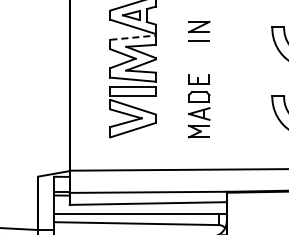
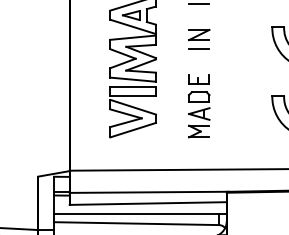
line: none -> present (198, 3)
part position: (199, 30) -> (199, 38) (199, 38)
line: dashed -> solid (133, 37)
